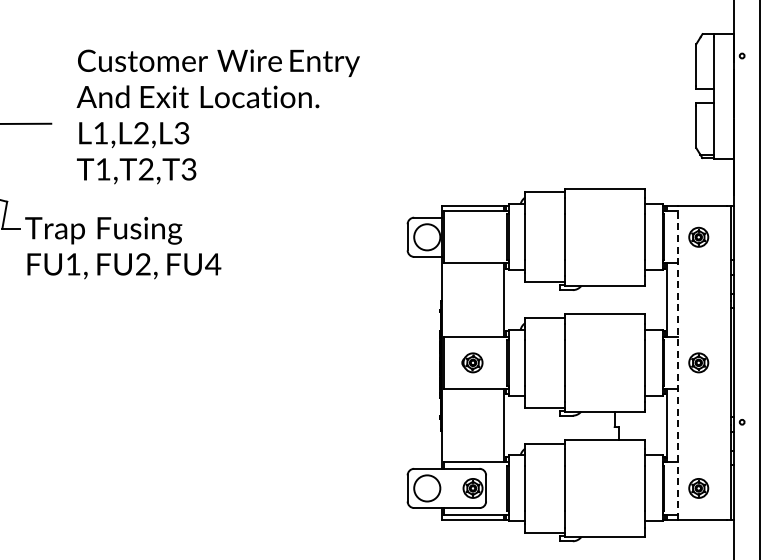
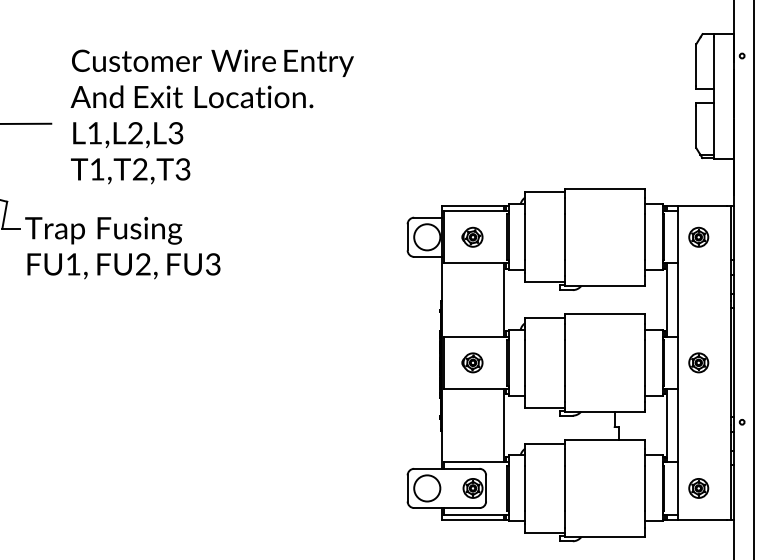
text position: (217, 116) -> (211, 116) (211, 116)
part: none -> present (472, 236)
text: FU4 -> FU3 (213, 264)
line position: (759, 279) -> (753, 279) (753, 279)
line: dashed -> solid (678, 362)
